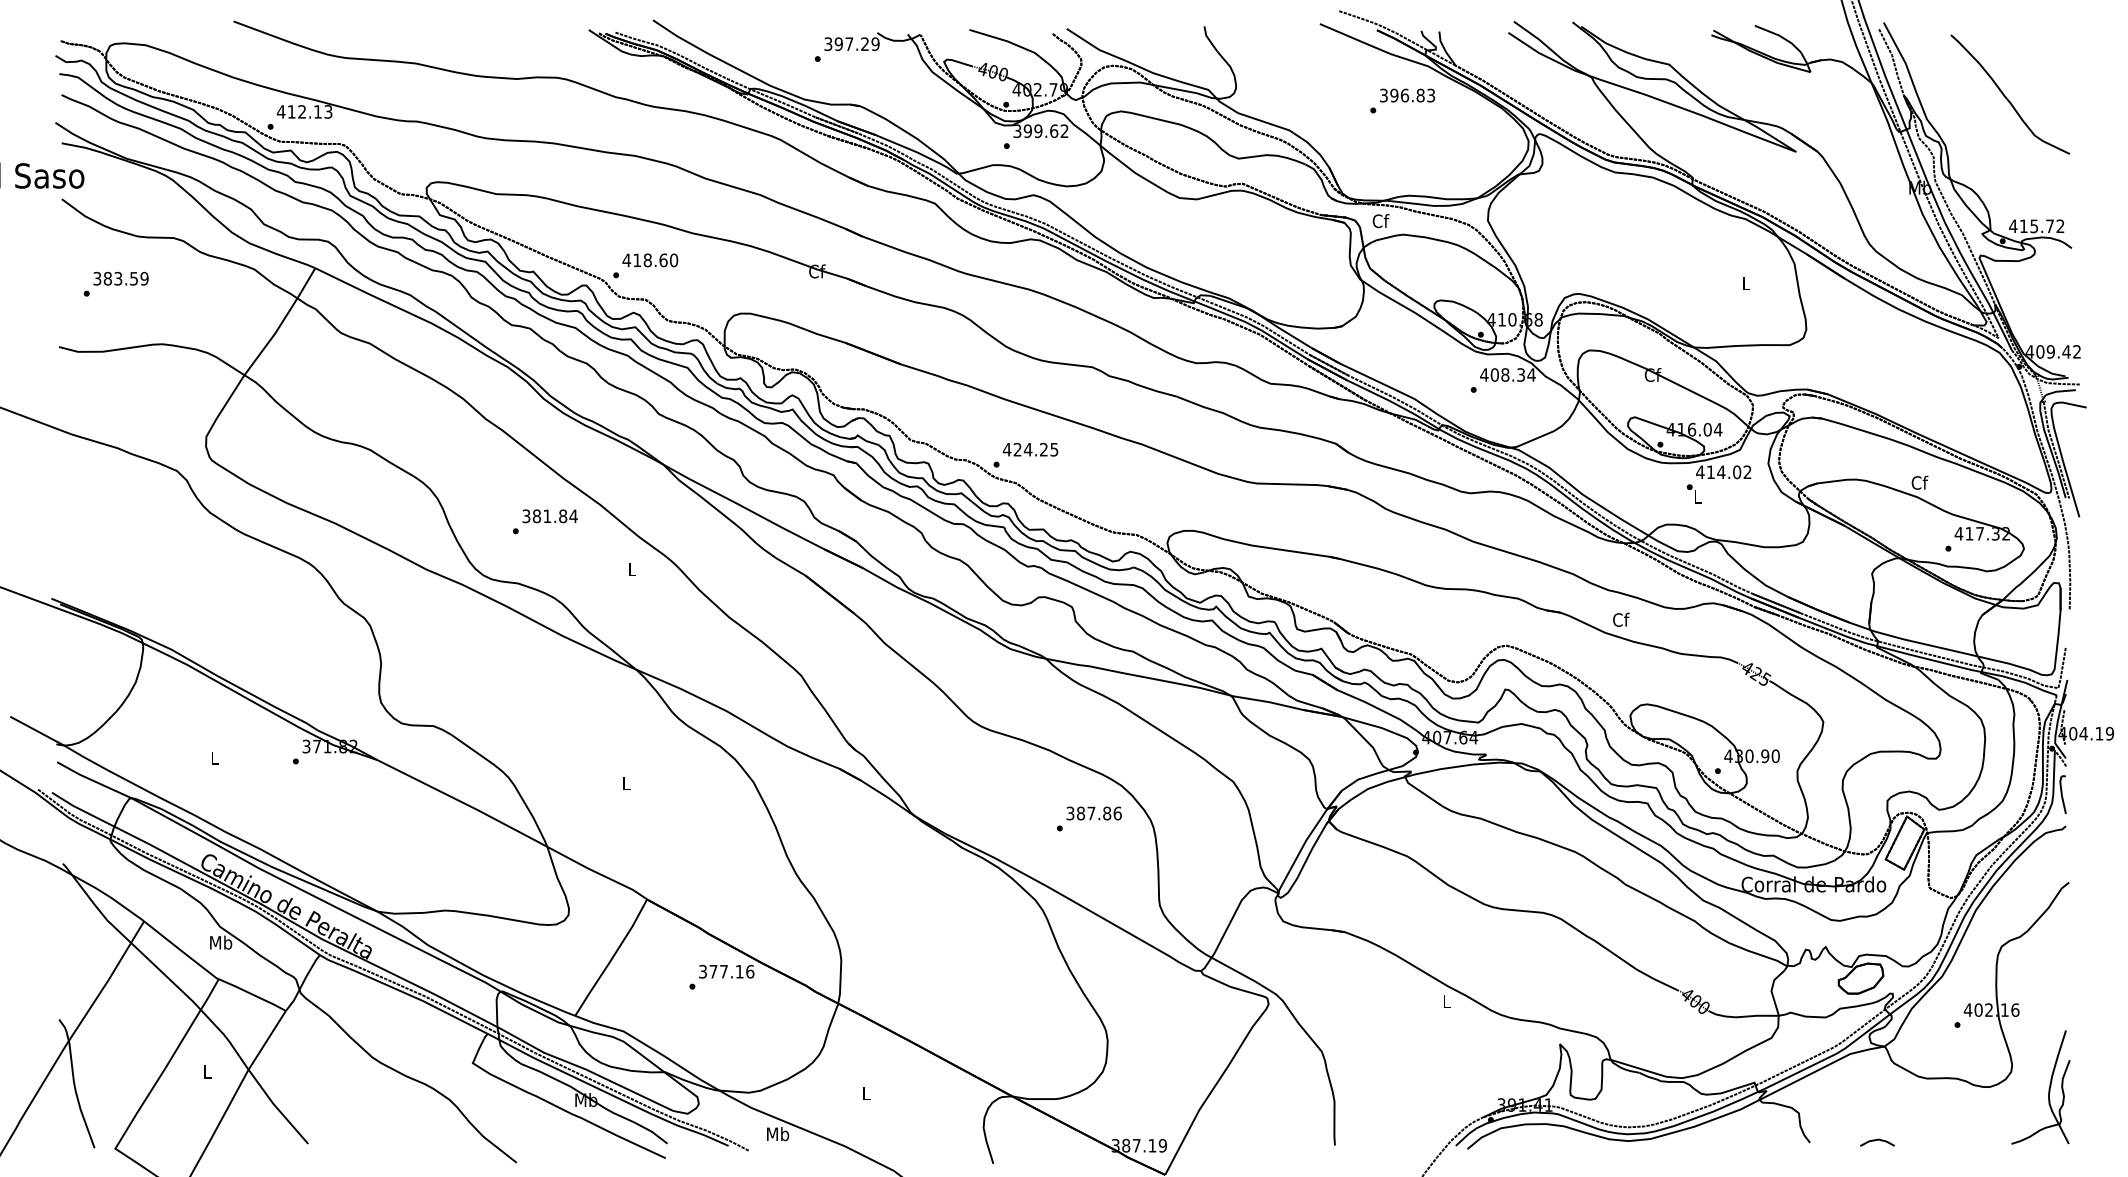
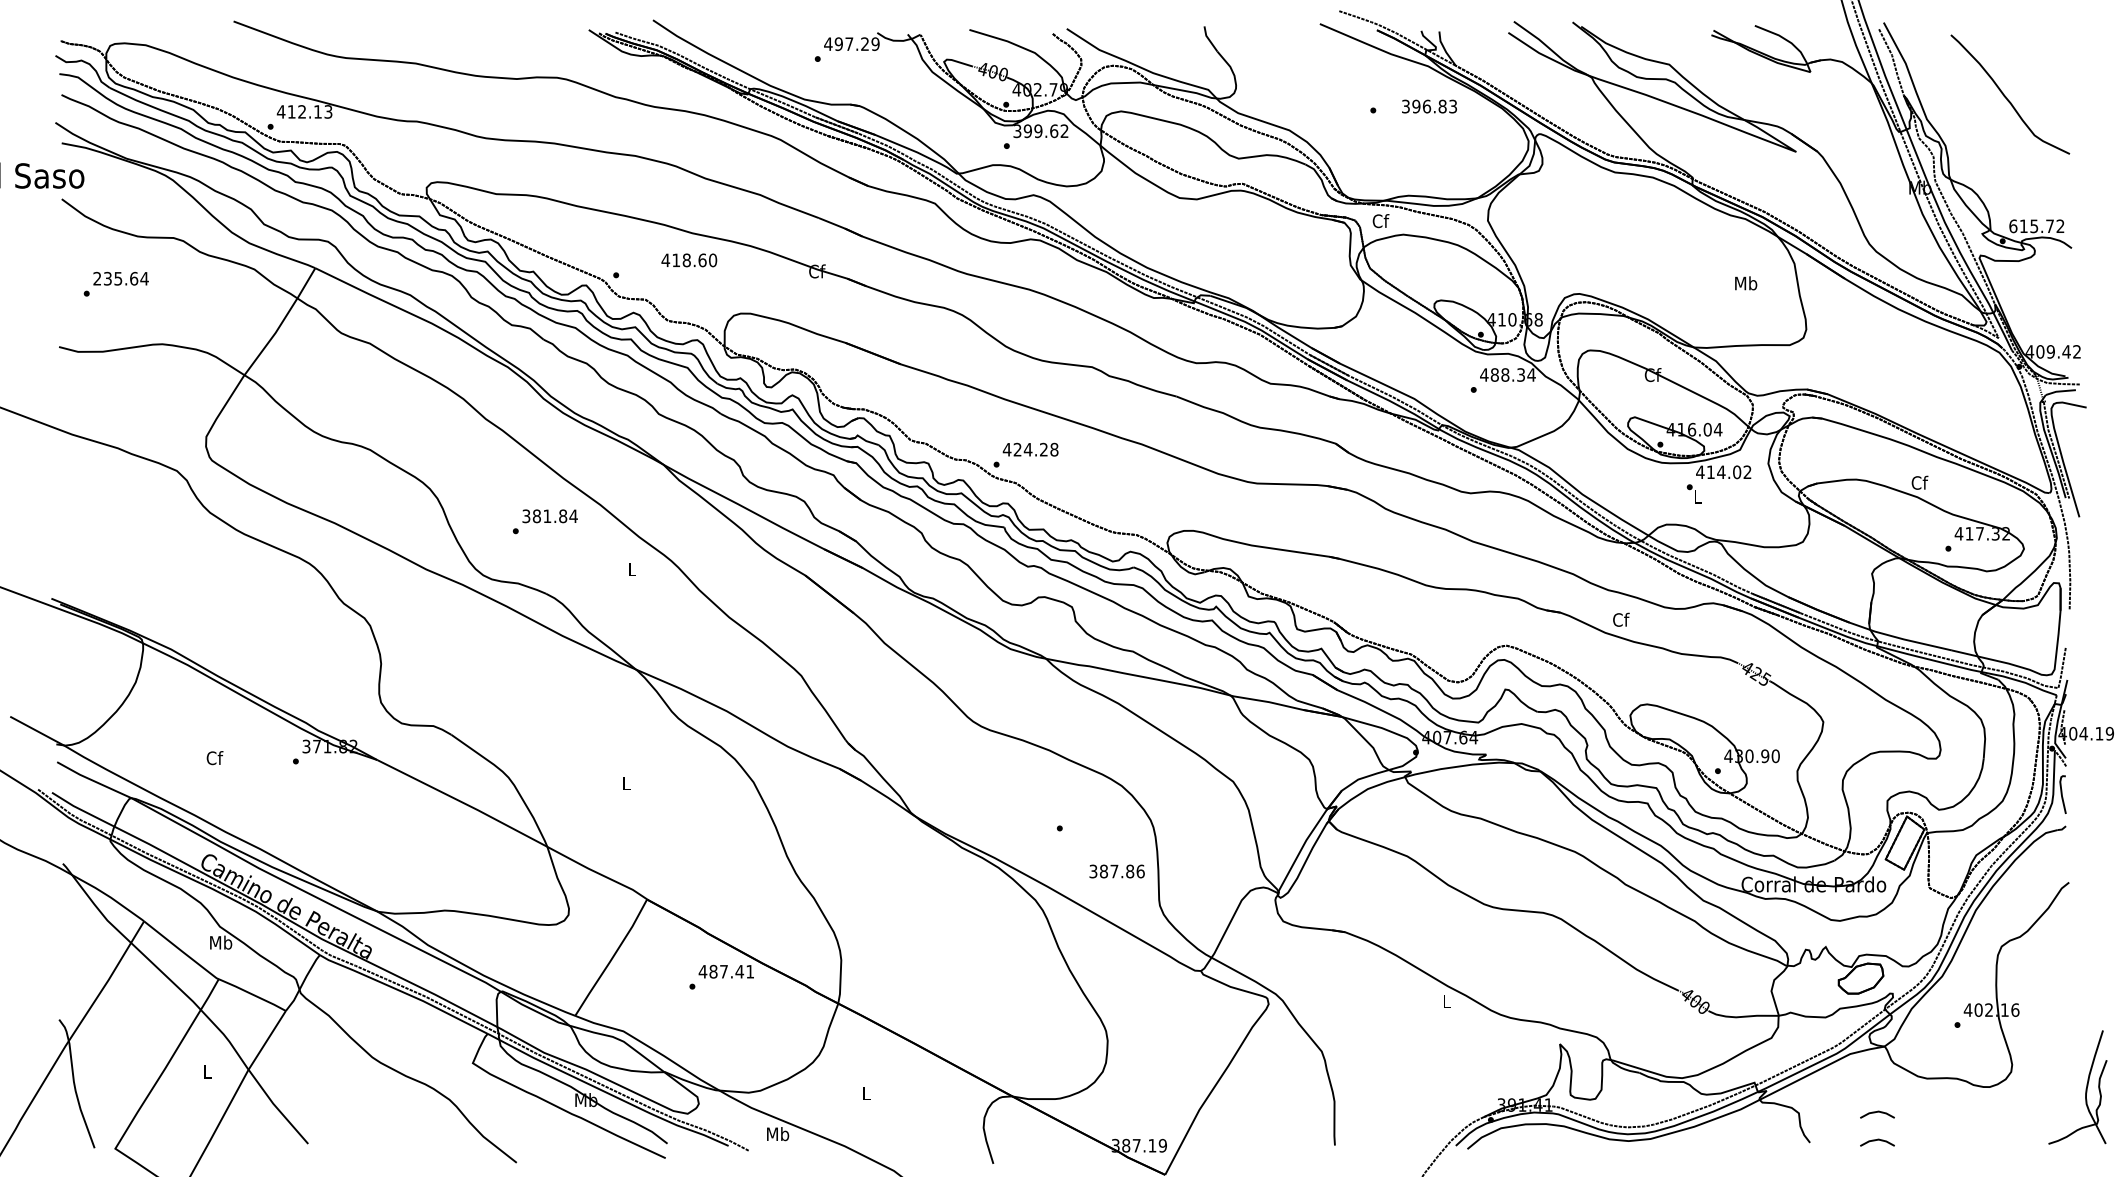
text: 397.29 -> 497.29 (828, 44)
text position: (1407, 95) -> (1429, 106) (1429, 106)
text: 415.72 -> 615.72 (2013, 226)
text position: (650, 260) -> (689, 260) (689, 260)
text: 383.59 -> 235.64 (120, 278)
text: L -> Mb (1746, 283)
text: 408.34 -> 488.34 (1494, 374)
text: 424.25 -> 424.28 (1054, 449)
text: L -> Cf (214, 758)
text position: (1093, 813) -> (1116, 871) (1116, 871)
text: 377.16 -> 487.41 (726, 971)
part position: (2048, 1088) -> (2085, 1088) (2085, 1088)
line: none -> present (1877, 1112)
